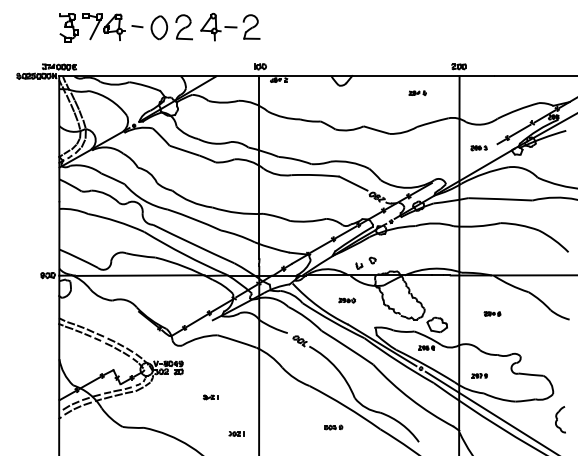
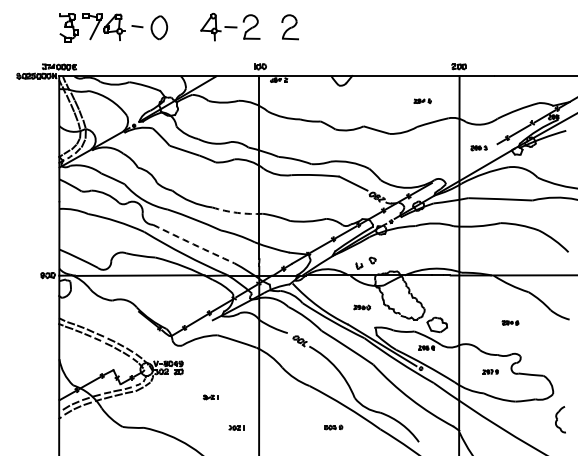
part position: (183, 27) -> (289, 27) (289, 27)
part position: (417, 93) -> (422, 101) (422, 101)
arc: solid -> dashed (237, 212)
arc: solid -> dashed (193, 244)
part position: (347, 300) -> (362, 307) (362, 307)
part position: (492, 313) -> (510, 322) (510, 322)
part position: (479, 375) -> (490, 371) (490, 371)
line: present -> none (489, 411)
part position: (236, 433) -> (236, 427) (236, 427)
